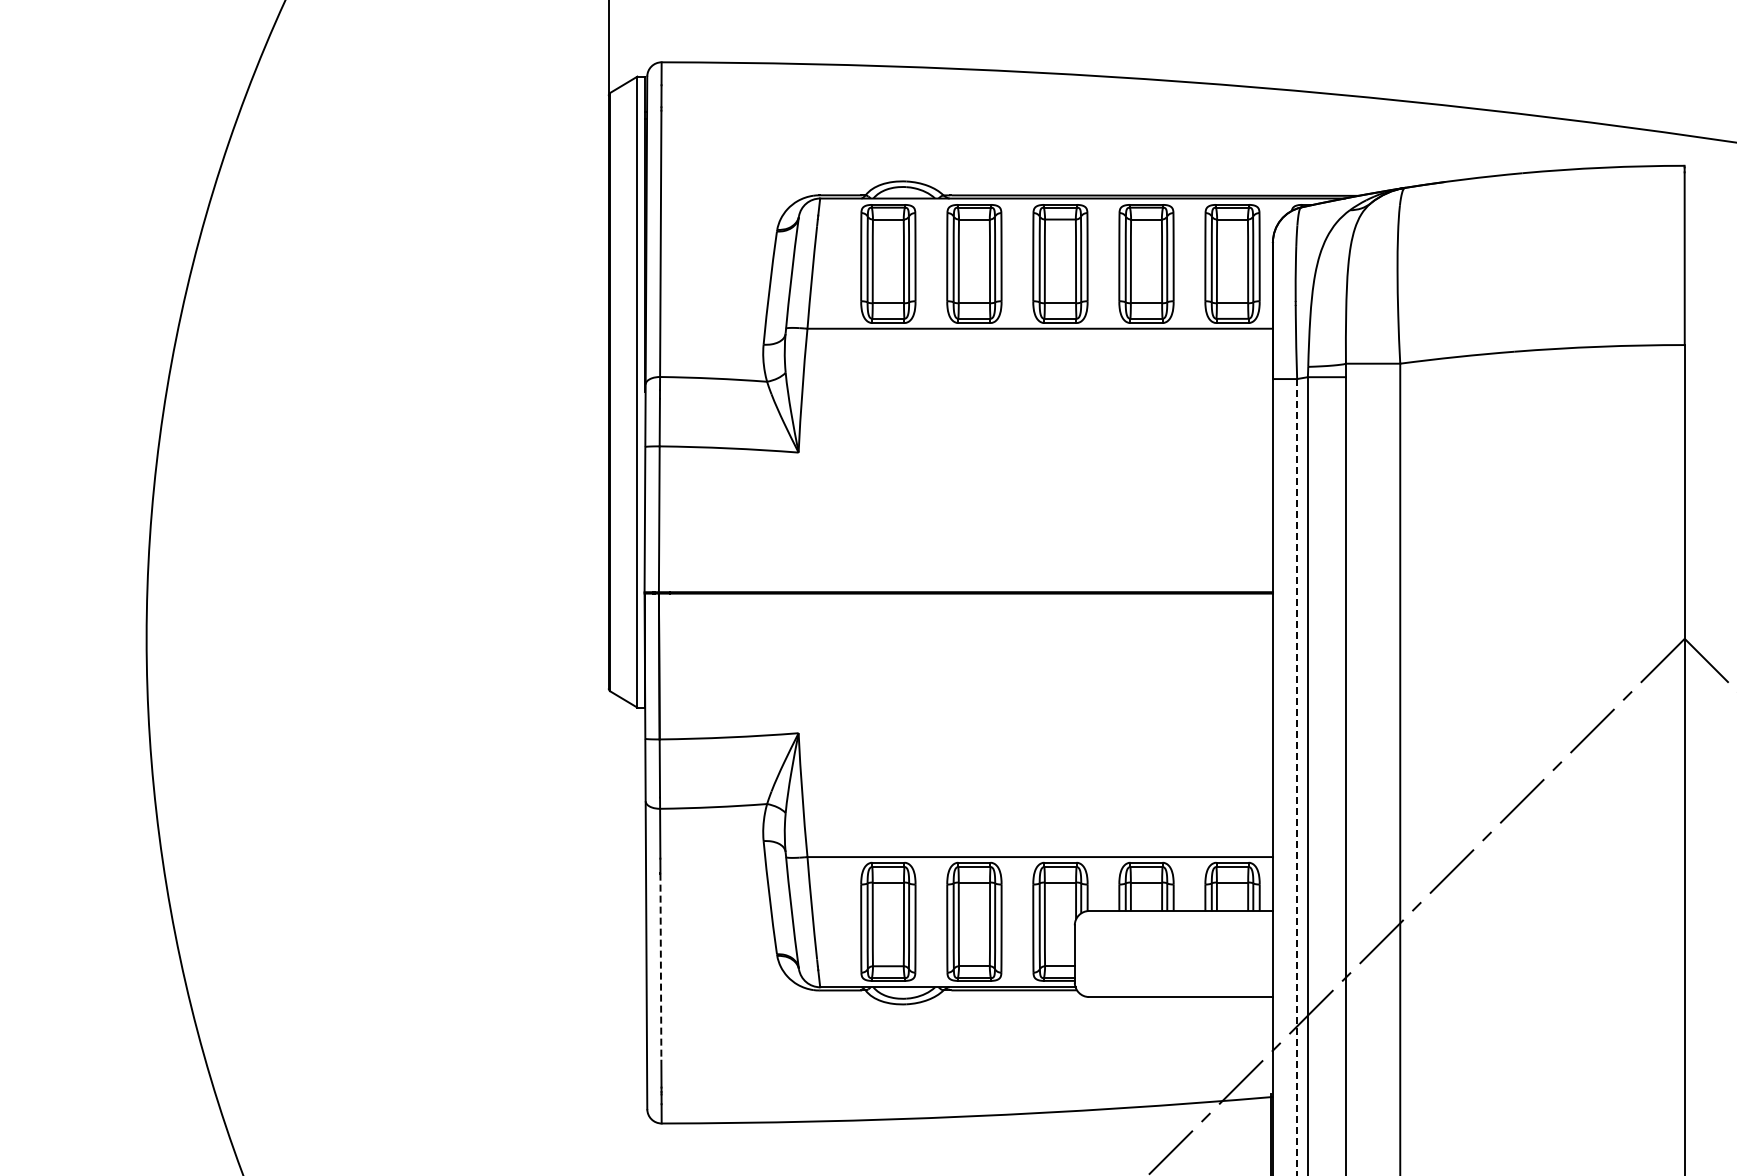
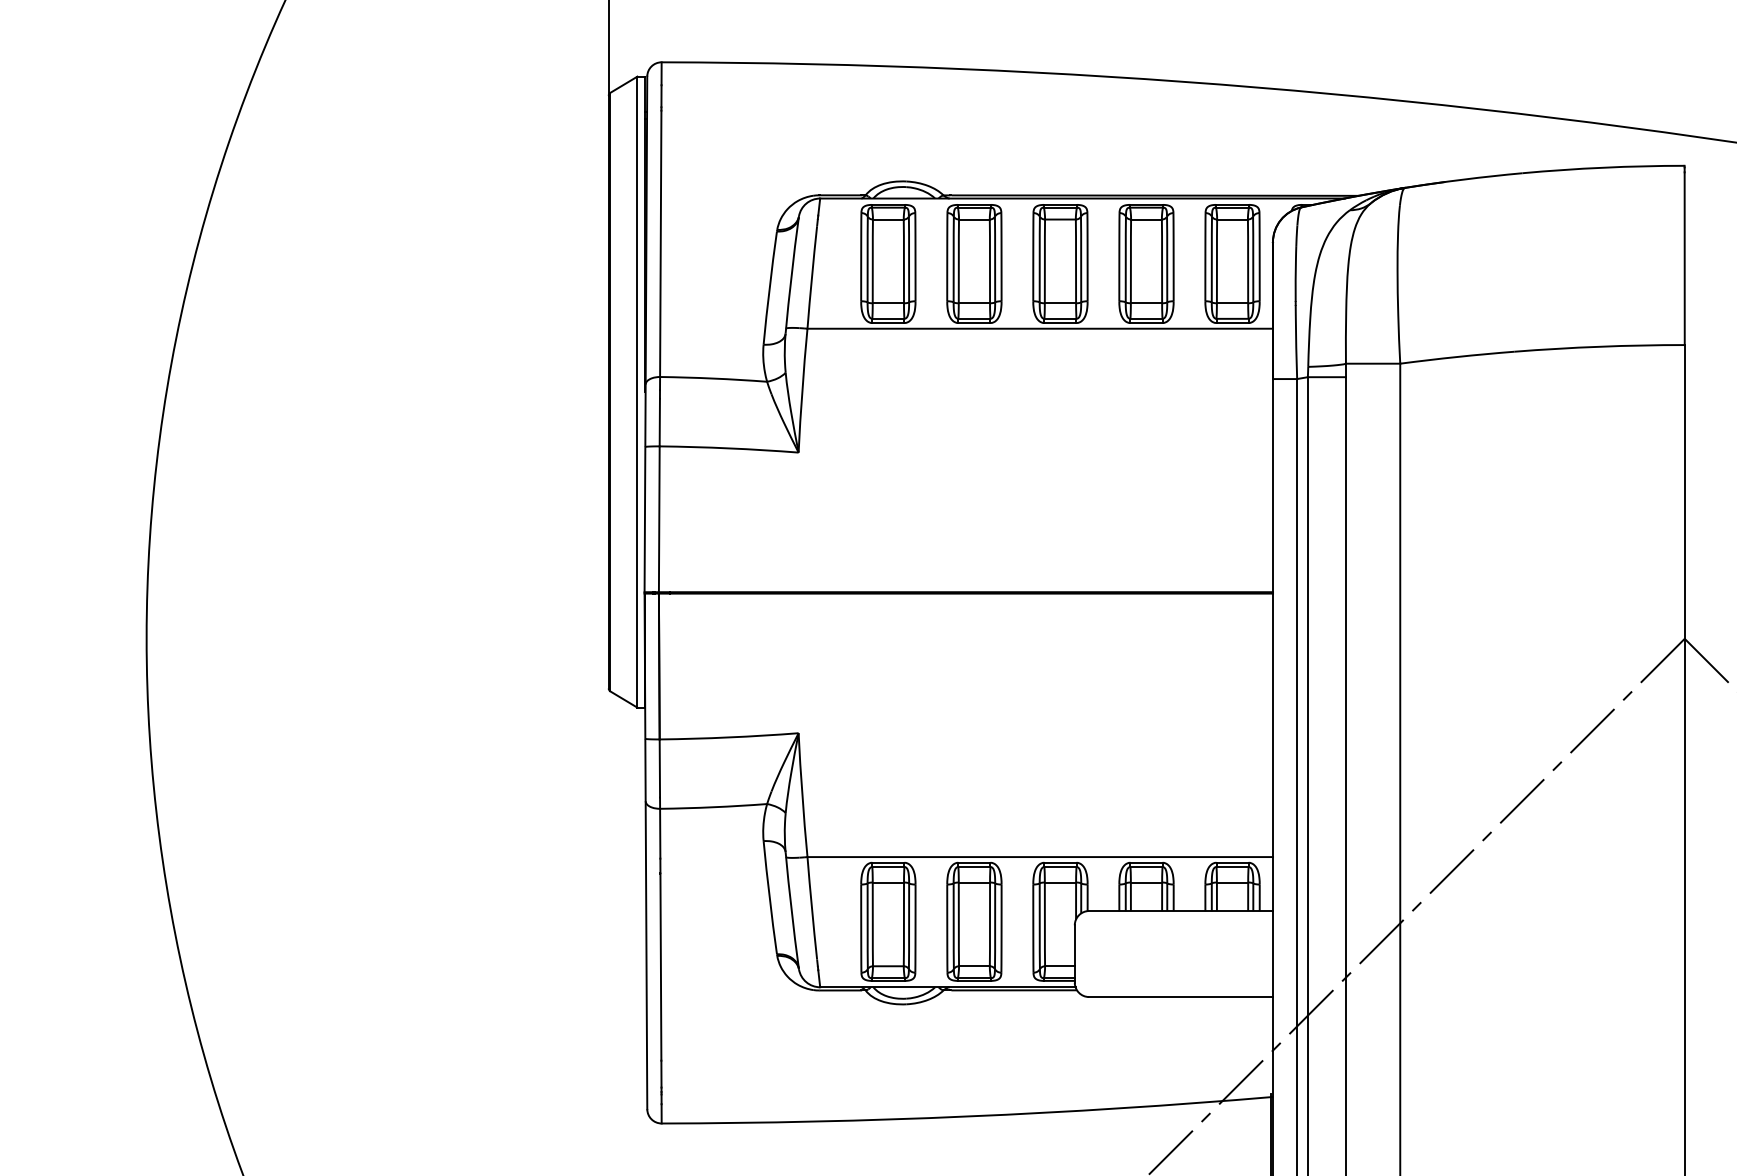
line: dashed -> solid (1297, 777)
line: dashed -> solid (660, 967)
